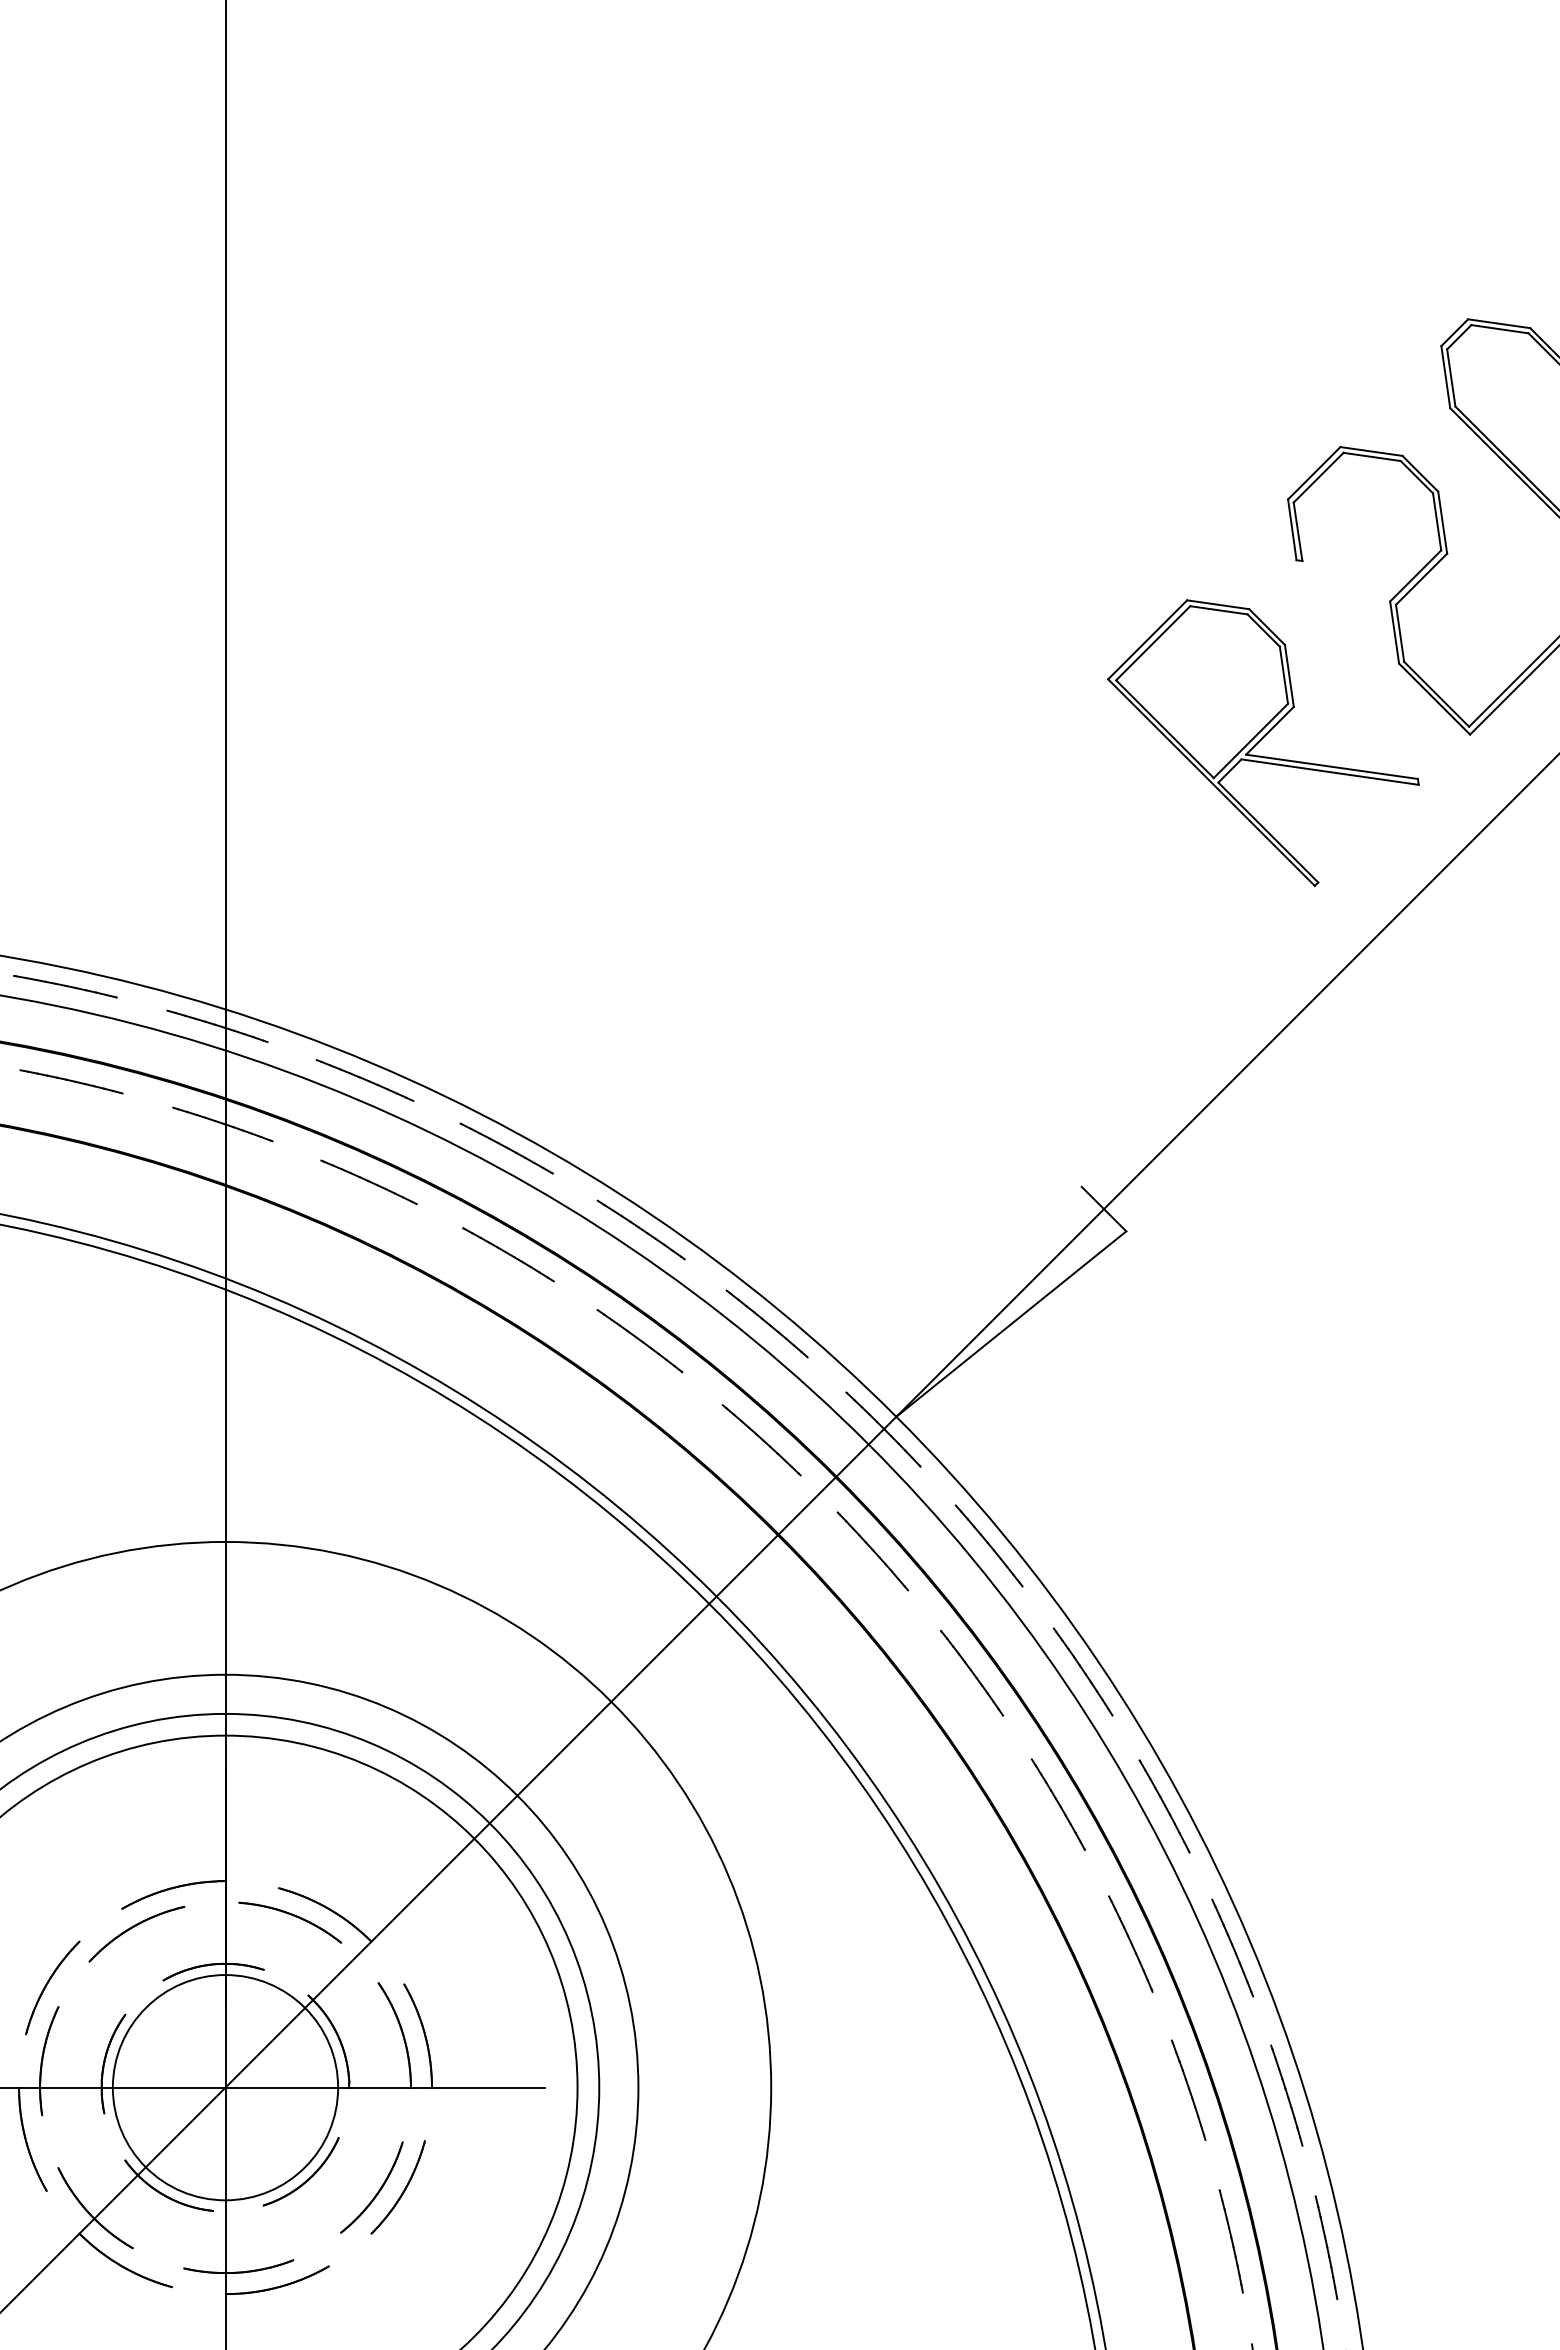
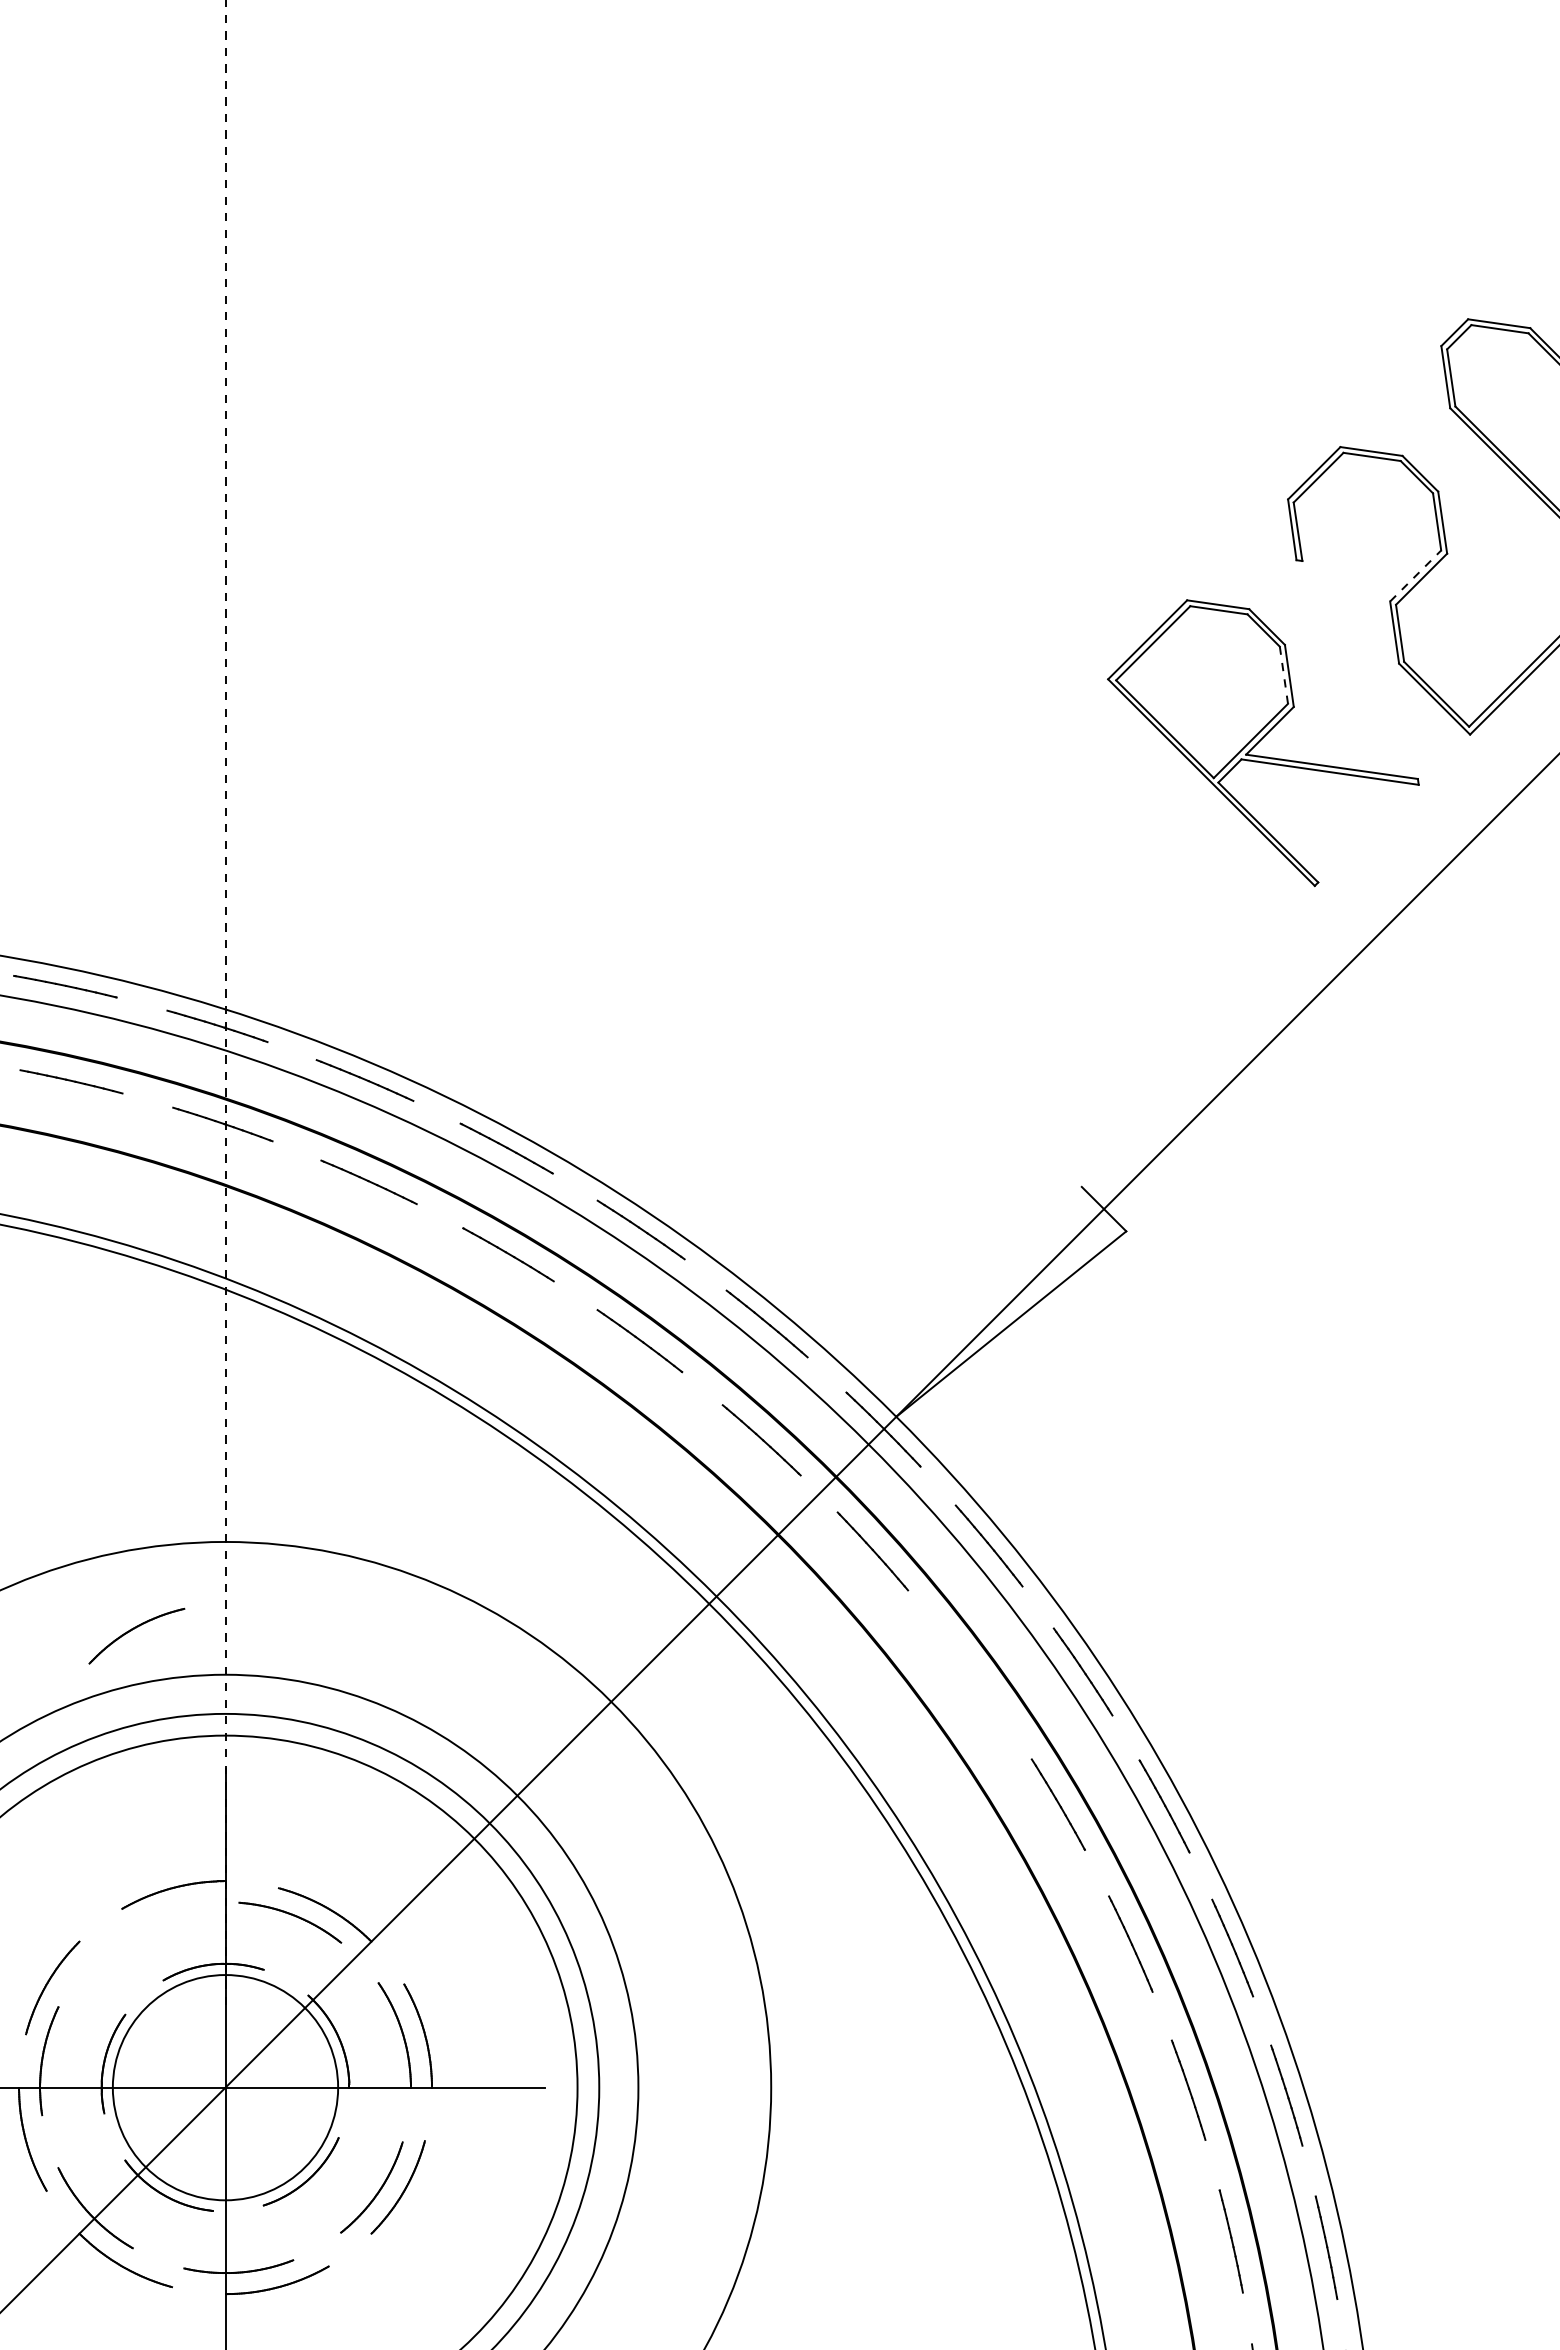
line: solid -> dashed (1416, 575)
line: solid -> dashed (1283, 675)
line: solid -> dashed (225, 1002)
part: present -> none (972, 1673)
part position: (134, 1927) -> (134, 1629) (134, 1629)
